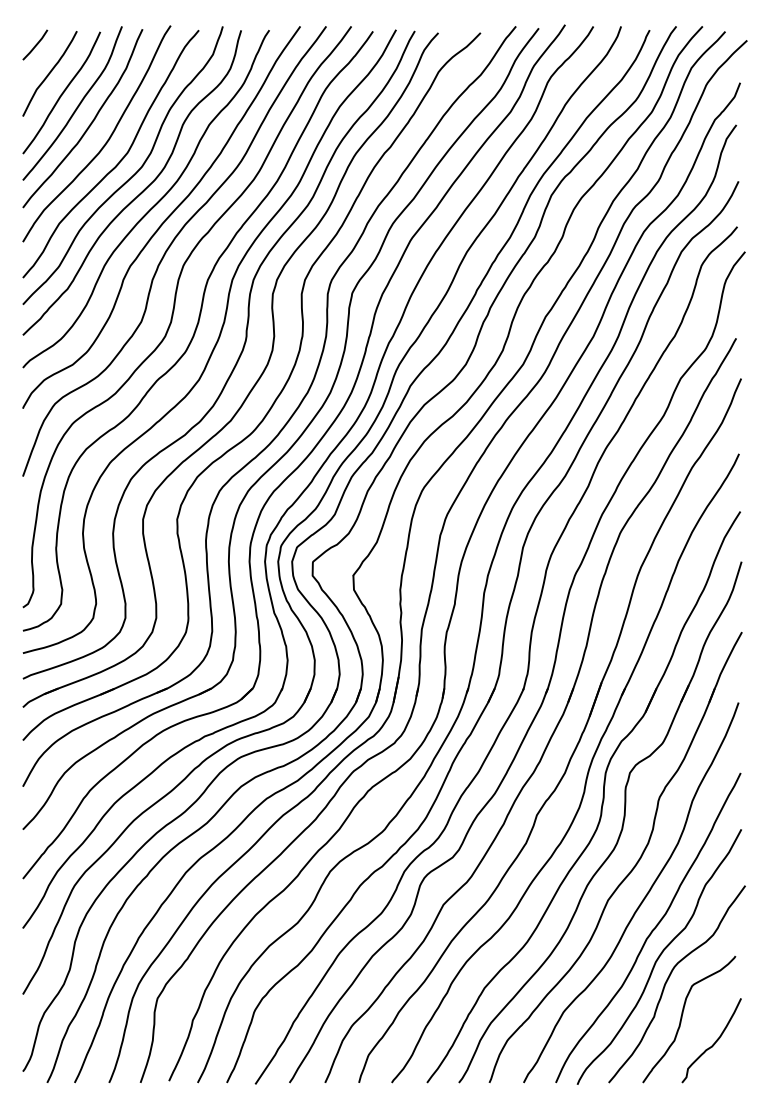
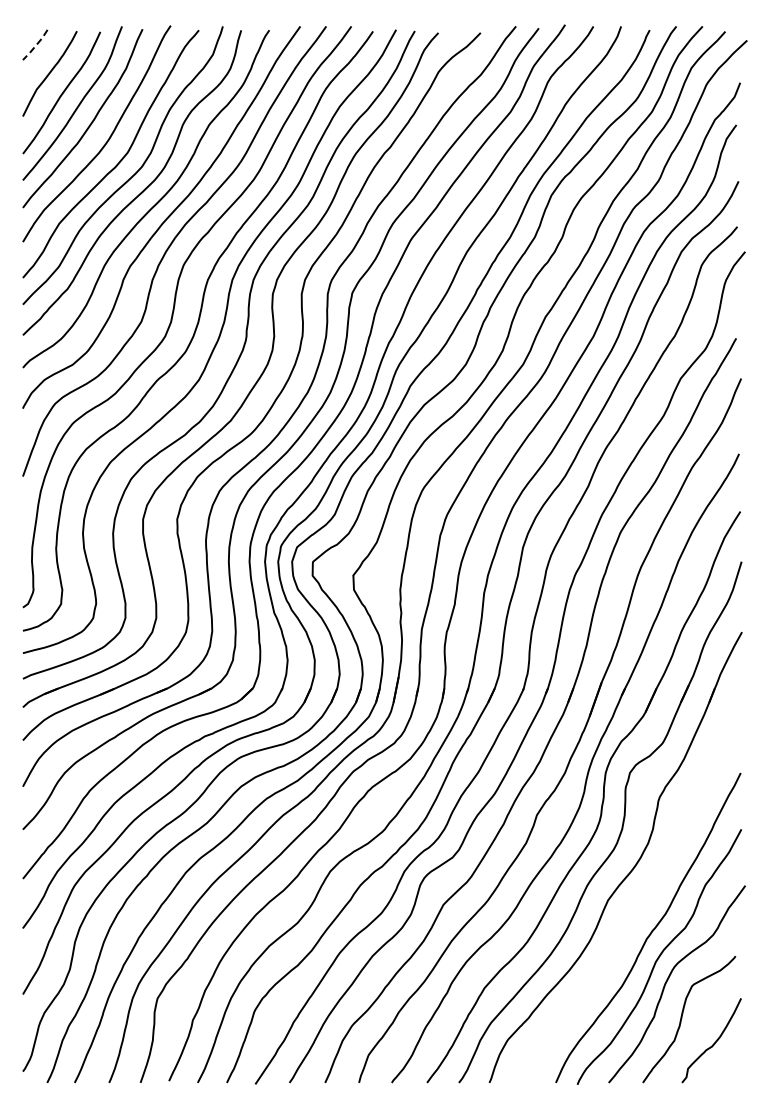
line: solid -> dashed (35, 45)
curve: present -> none (642, 899)
